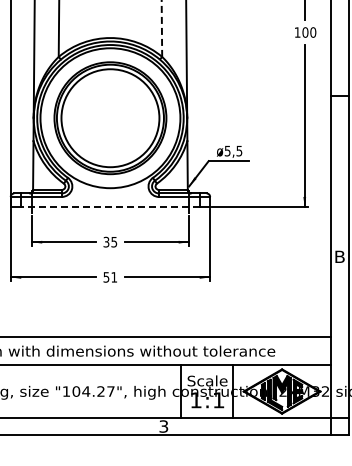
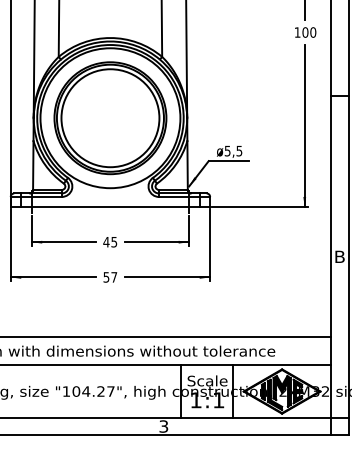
line: dashed -> solid (161, 28)
line: dashed -> solid (109, 207)
text: 35 -> 45 (106, 241)
text: 51 -> 57 (114, 277)
